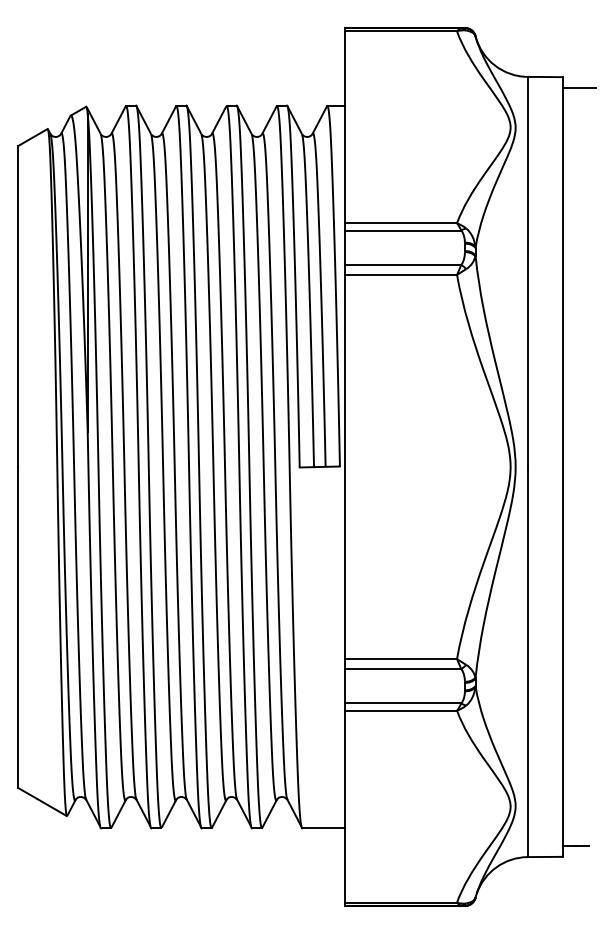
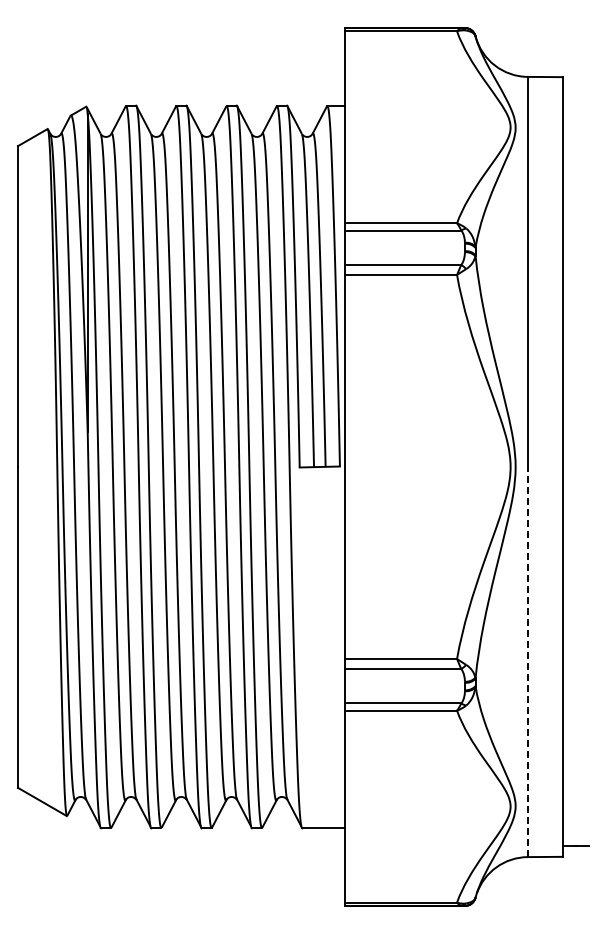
line: present -> none (578, 87)
line: solid -> dashed (527, 661)
